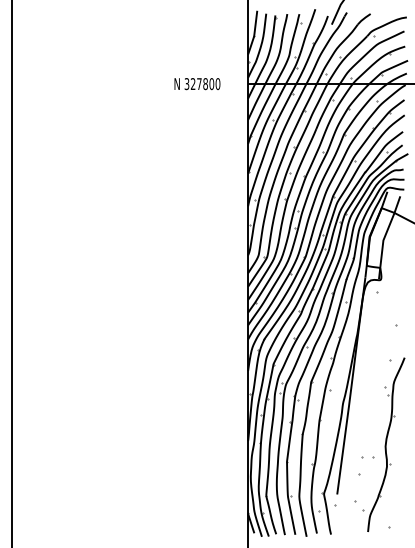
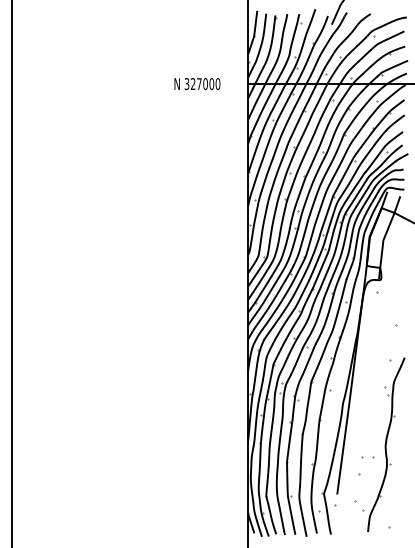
text: 327800 -> 327000 (205, 83)
